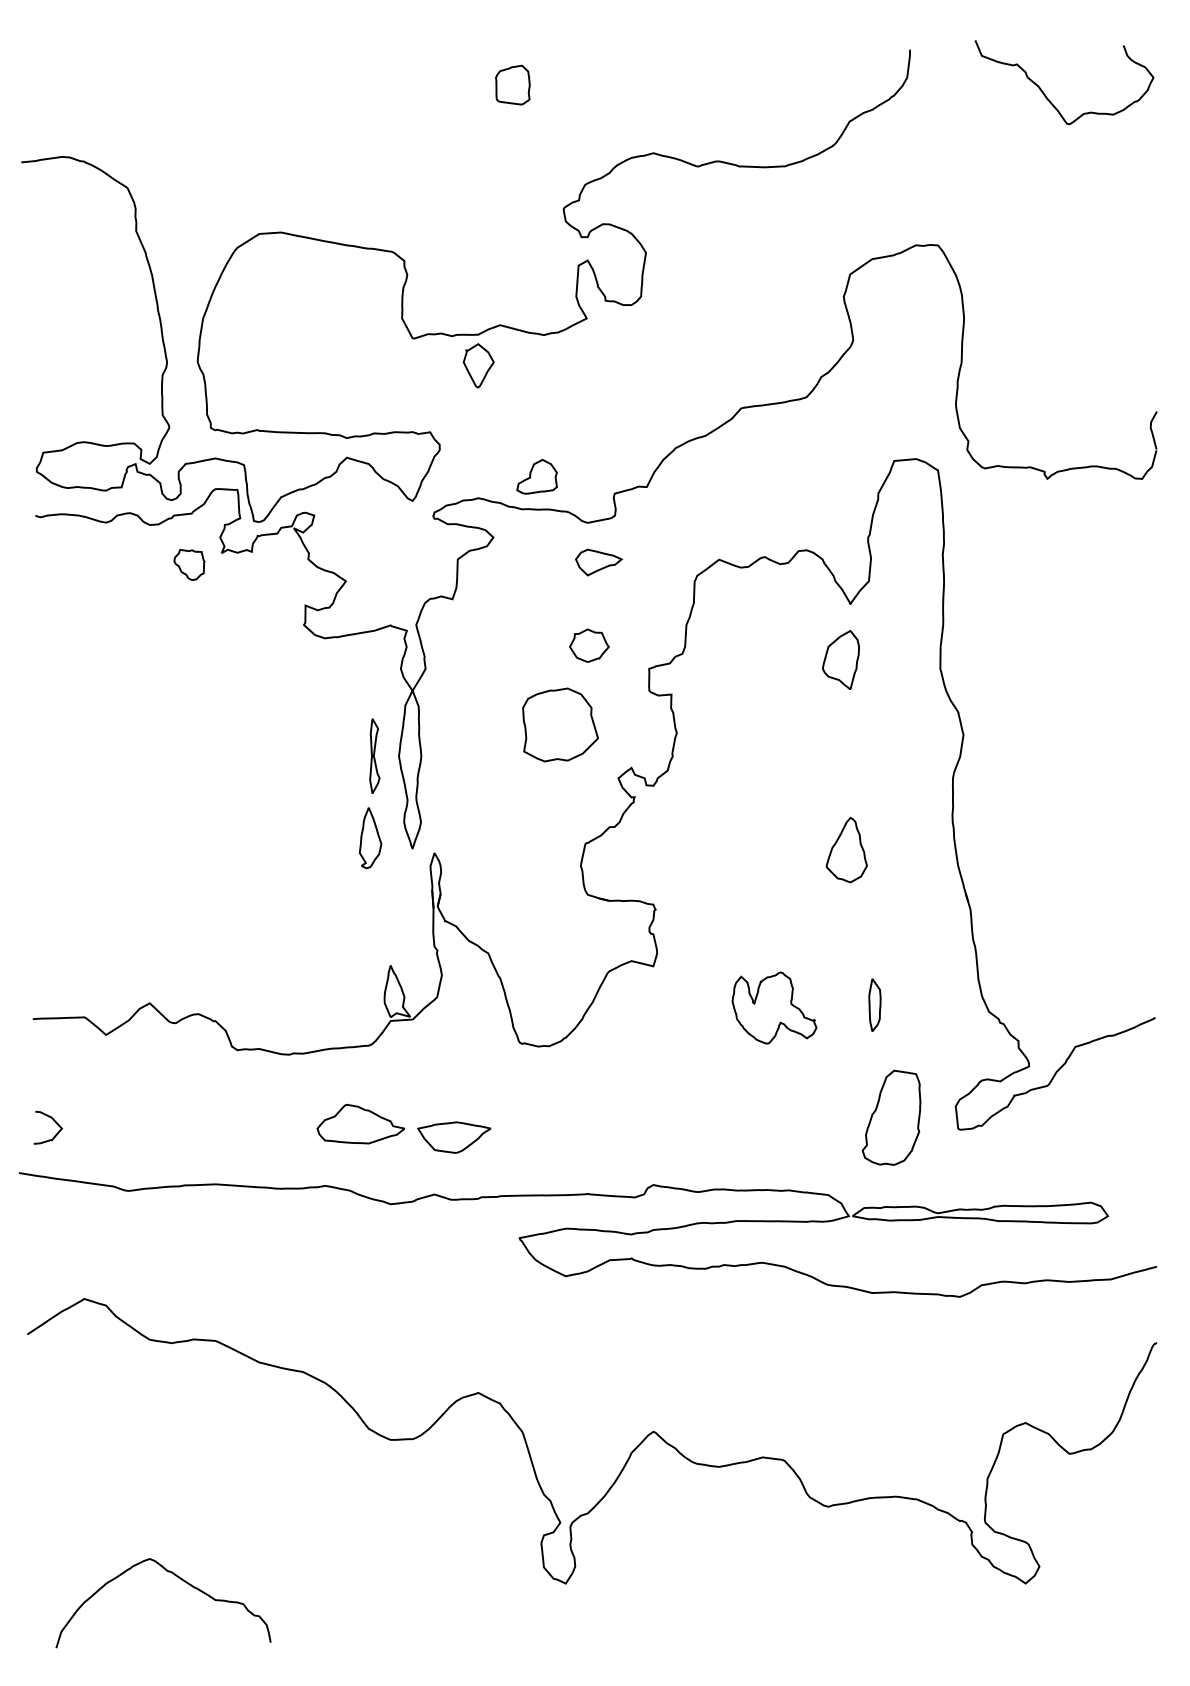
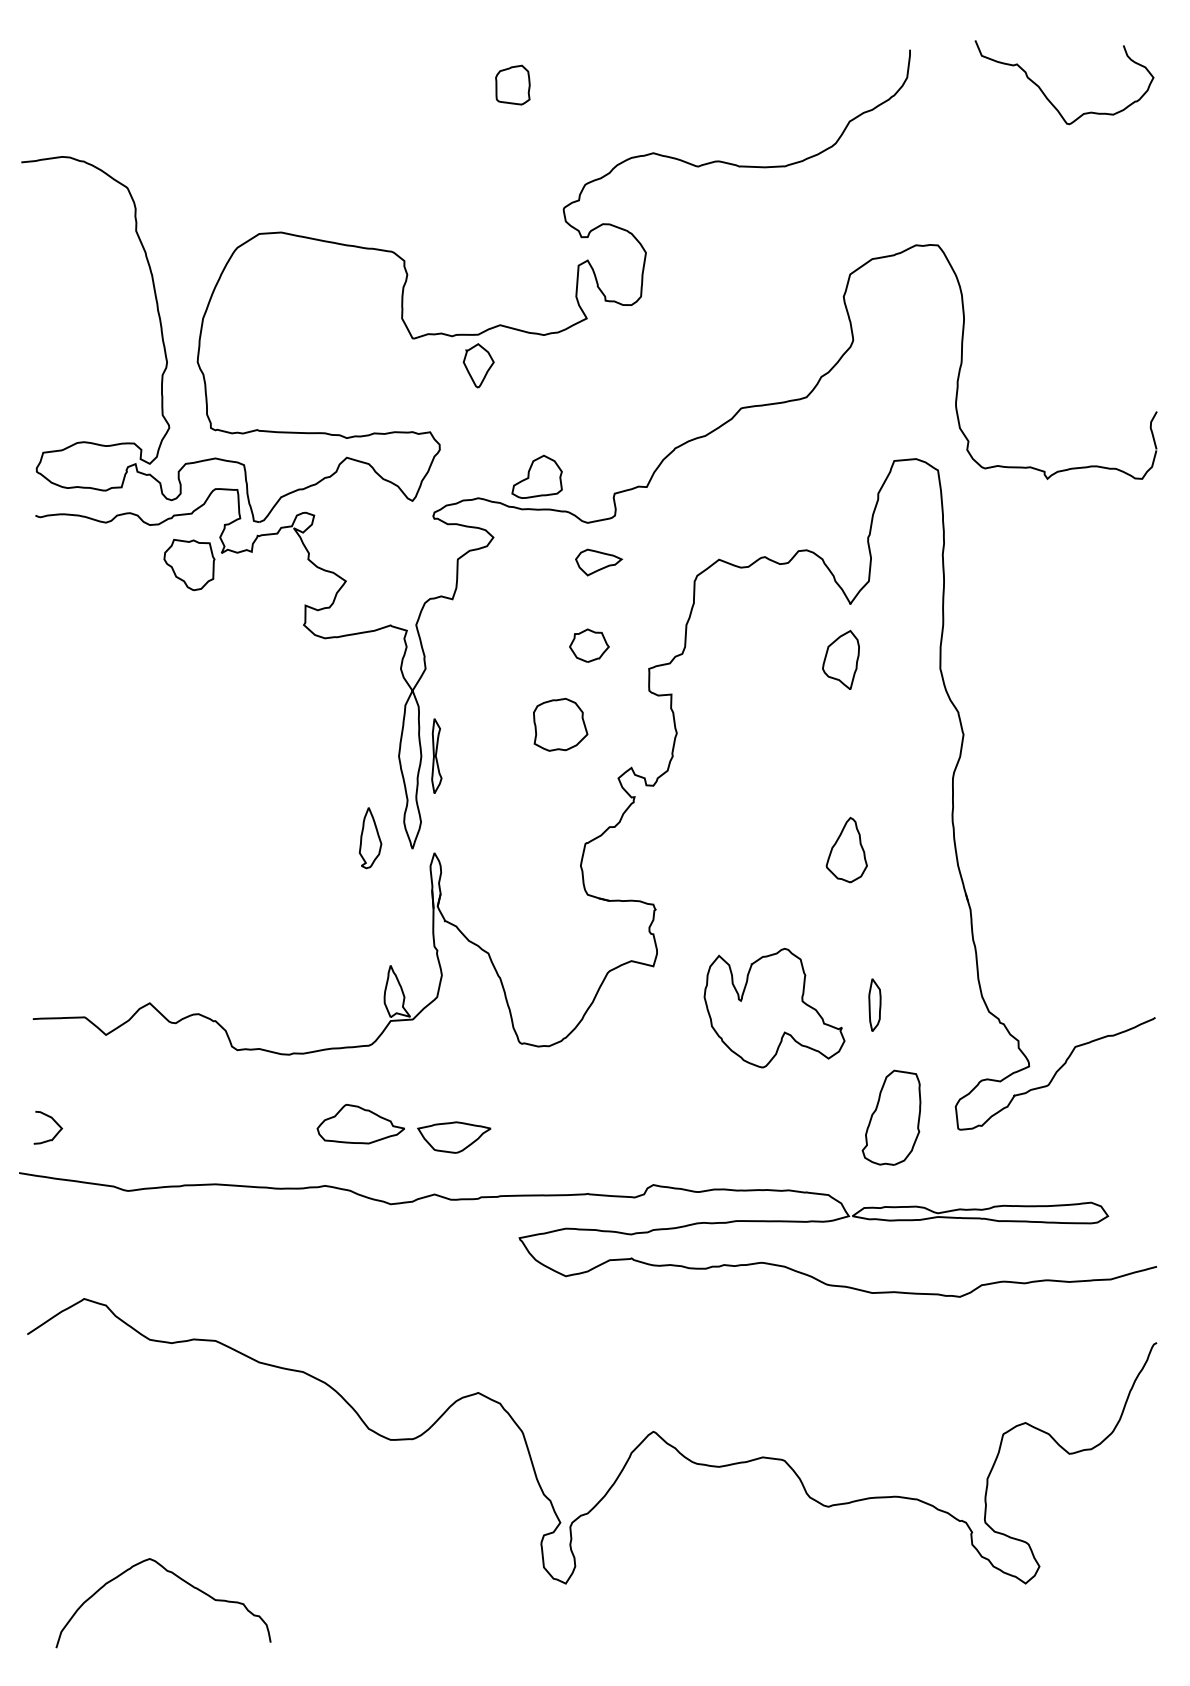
part size: 42x36 px -> 52x45 px (536, 476)
part size: 33x32 px -> 53x54 px (189, 564)
part size: 77x76 px -> 56x55 px (560, 724)
part position: (374, 755) -> (436, 755) (436, 755)
part size: 87x74 px -> 143x122 px (774, 1007)
